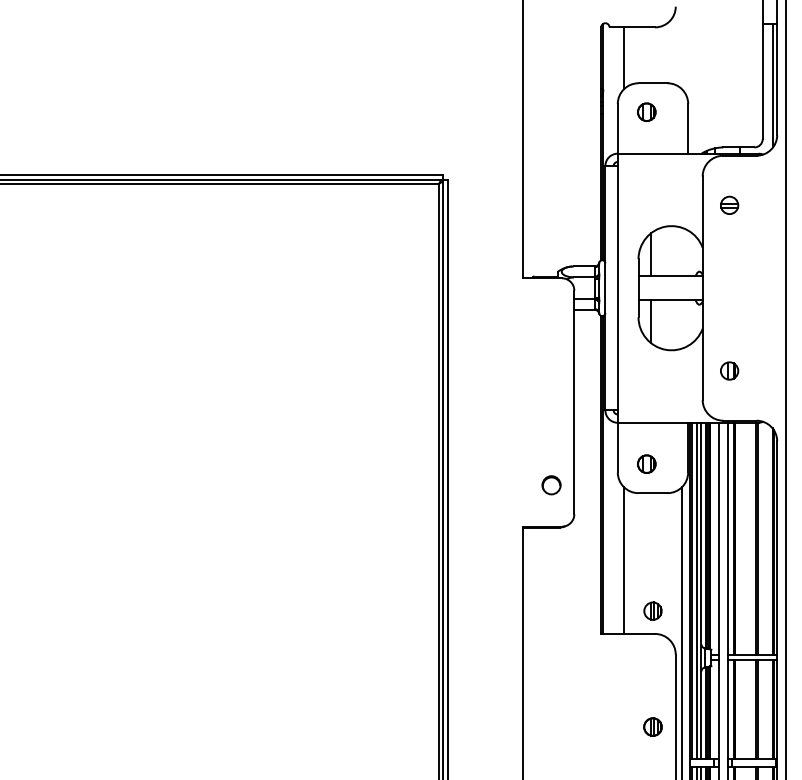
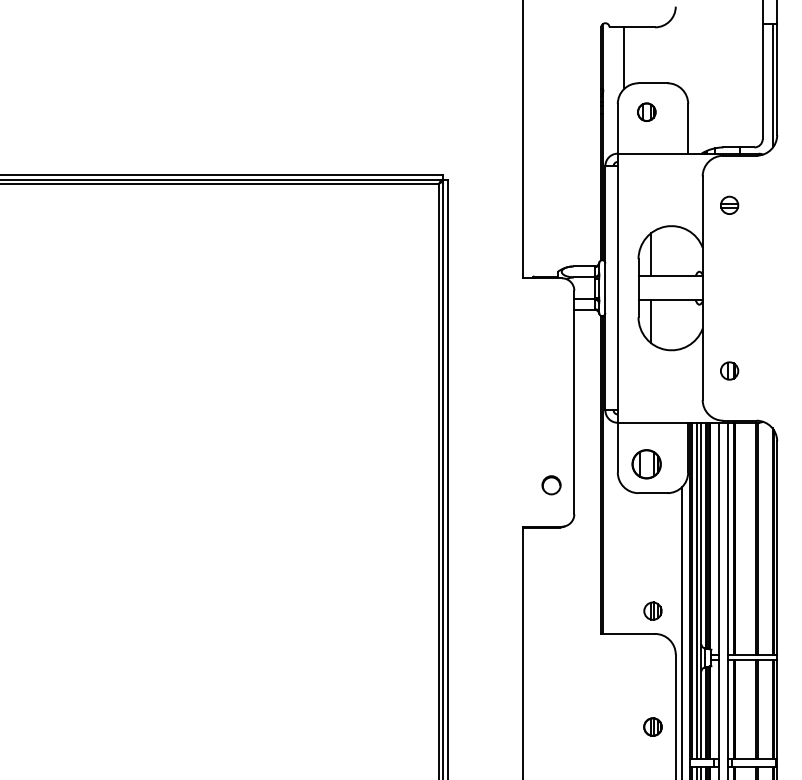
line: present -> none (785, 389)
part size: 20x20 px -> 31x31 px (646, 464)
line: present -> none (624, 560)
